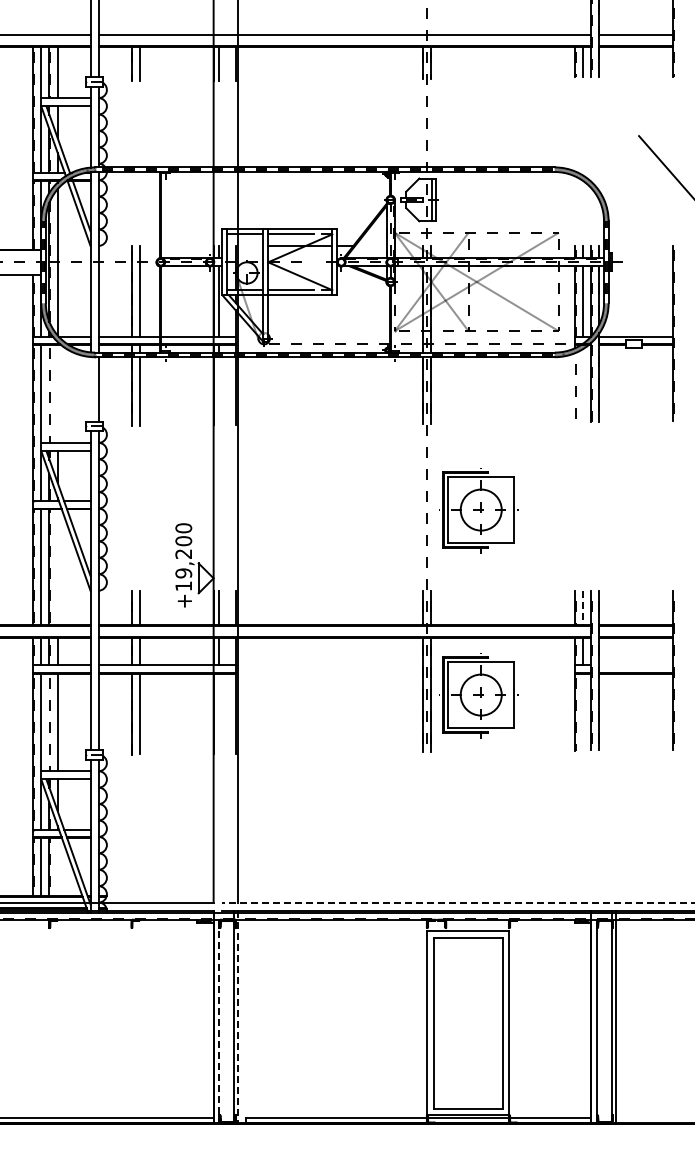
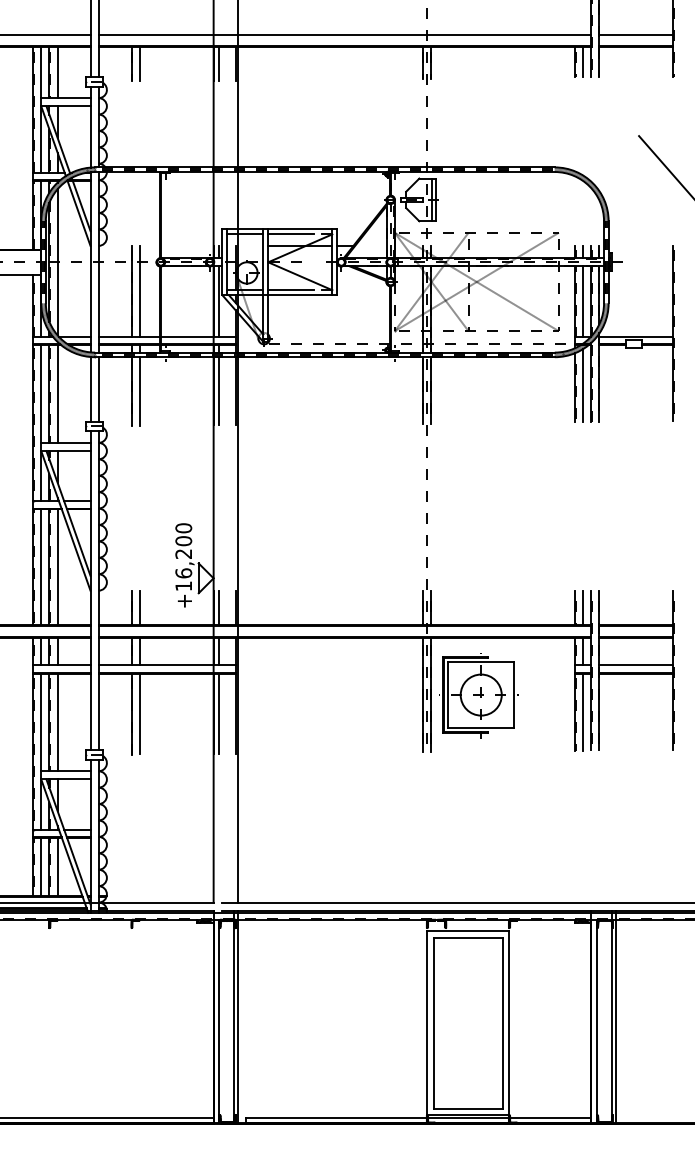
line: none -> present (583, 385)
line: none -> present (574, 387)
line: none -> present (90, 389)
line: none -> present (219, 391)
line: none -> present (49, 393)
line: none -> present (57, 393)
part: present -> none (478, 510)
line: none -> present (57, 567)
text: +19,200 -> +16,200 (183, 573)
line: dashed -> solid (583, 608)
line: none -> present (636, 665)
line: none -> present (583, 711)
line: none -> present (219, 713)
line: none -> present (49, 722)
line: none -> present (57, 866)
line: dashed -> solid (457, 902)
line: dashed -> solid (238, 1017)
line: dashed -> solid (219, 1021)
